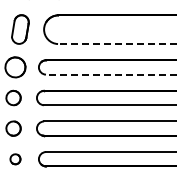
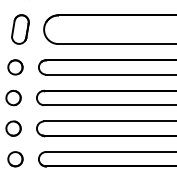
line: dashed -> solid (117, 44)
part size: 23x23 px -> 17x17 px (15, 67)
line: dashed -> solid (110, 74)
part size: 13x13 px -> 17x17 px (15, 159)
